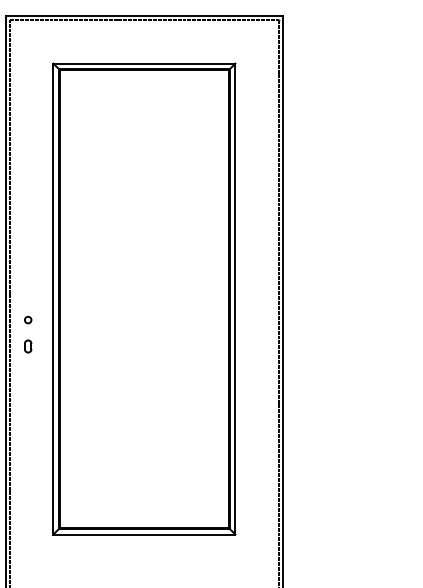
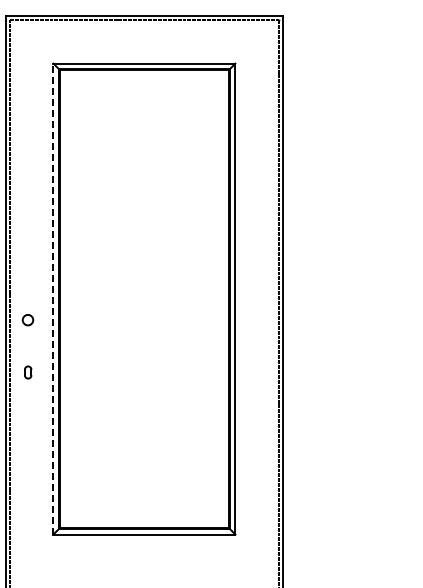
line: solid -> dashed (53, 298)
circle size: 9x10 px -> 14x13 px (27, 320)
part position: (28, 346) -> (28, 372) (28, 372)
